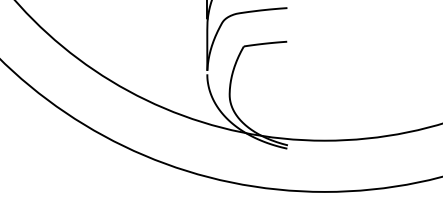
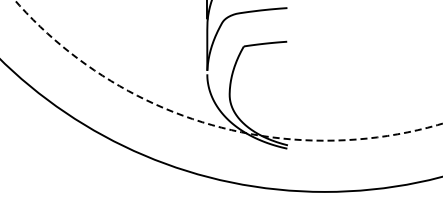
circle: solid -> dashed (228, 70)
